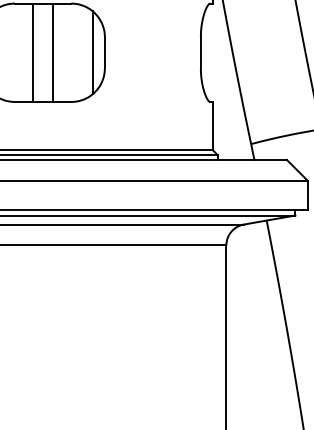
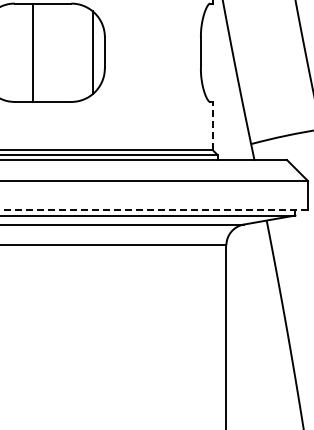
line: present -> none (52, 52)
line: solid -> dashed (212, 125)
line: solid -> dashed (154, 210)
